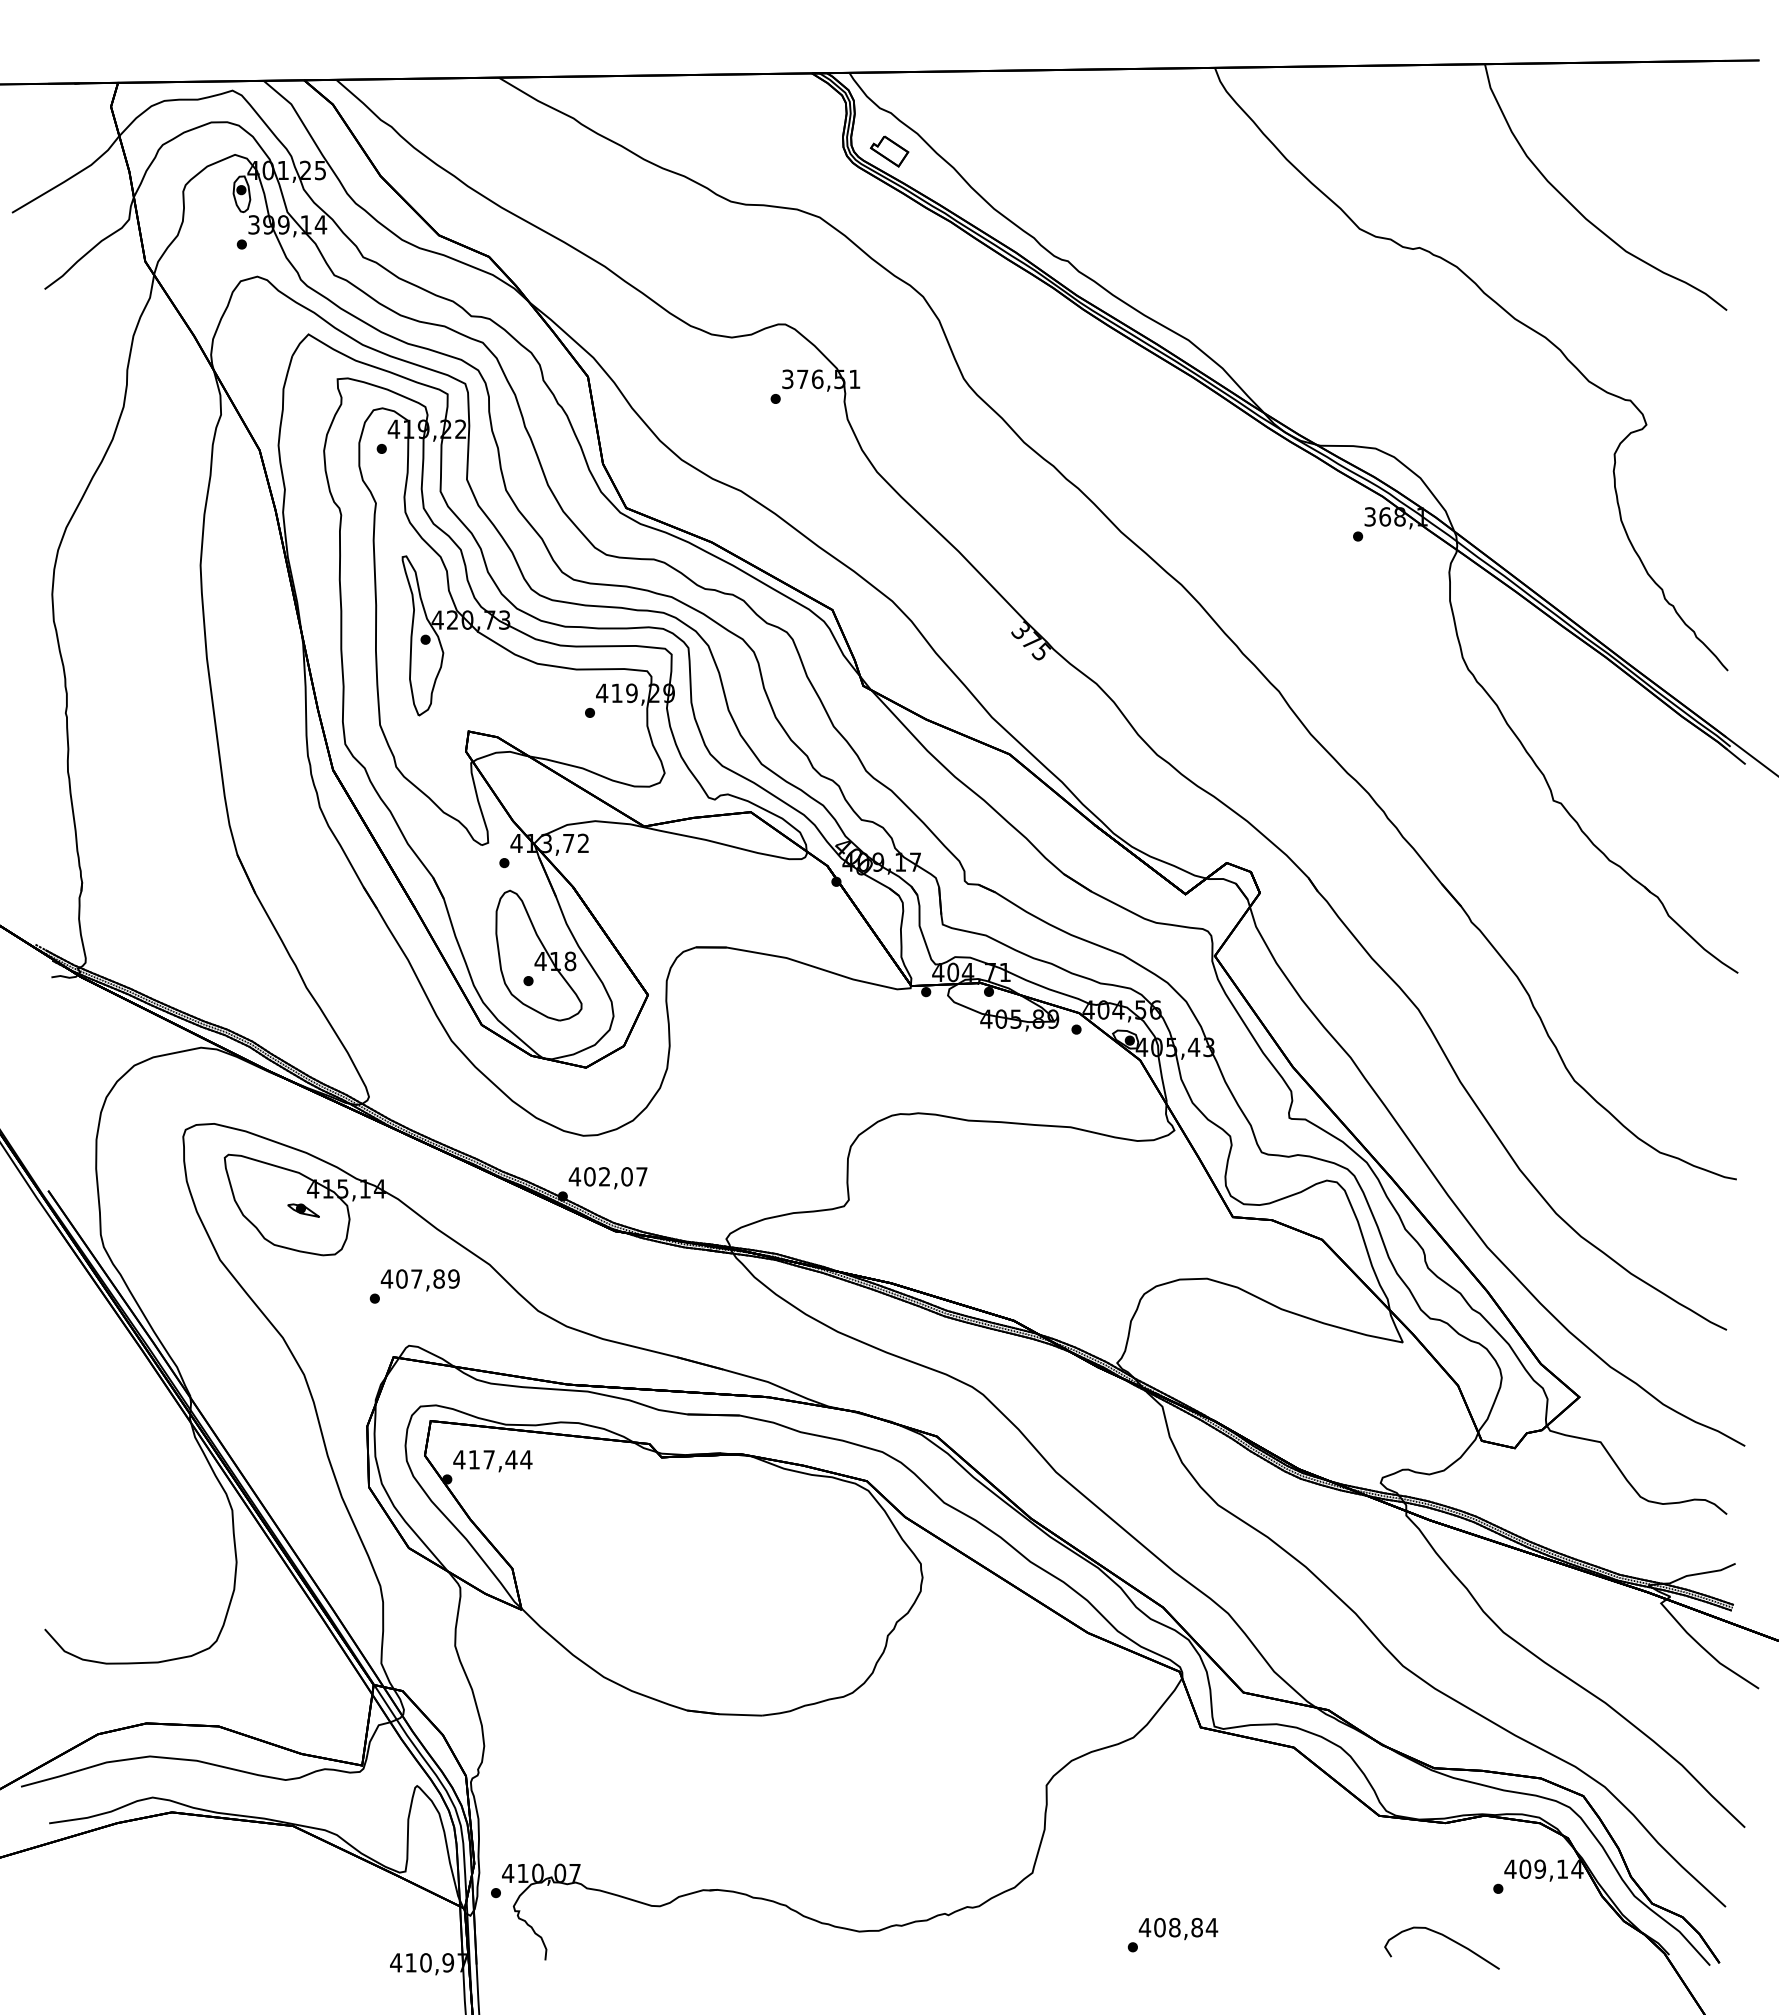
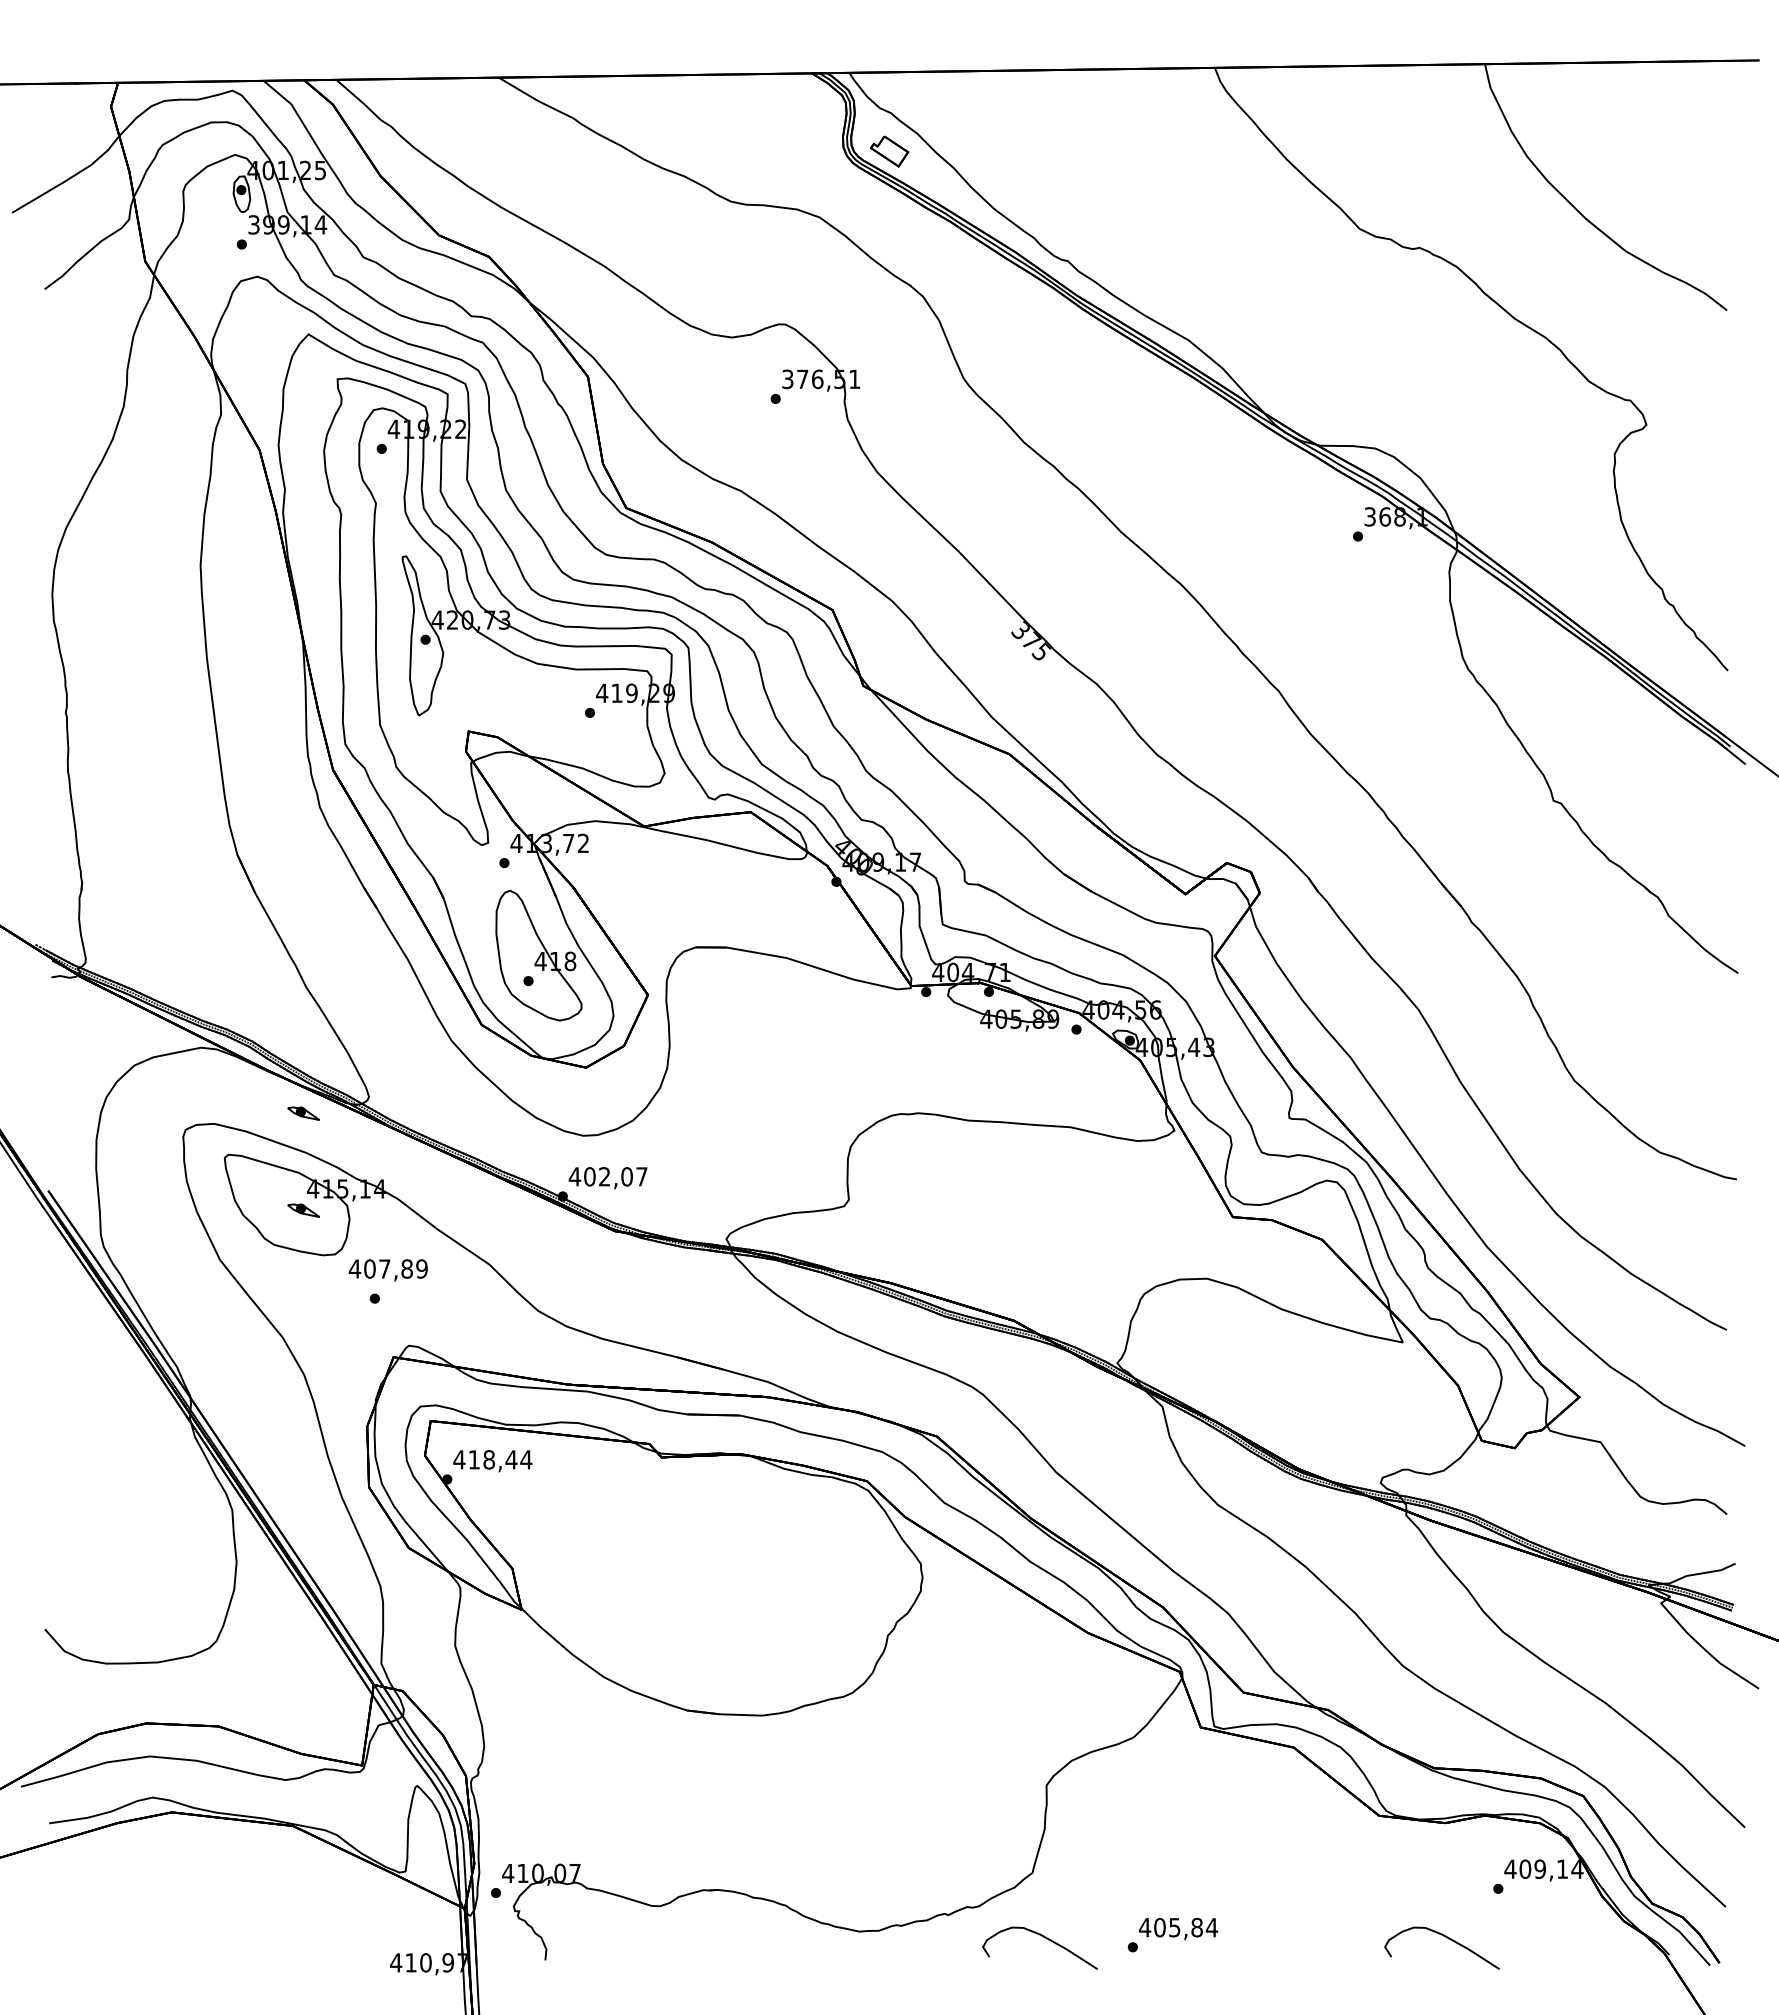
part: none -> present (303, 1113)
text position: (419, 1280) -> (387, 1270) (387, 1270)
text: 417,44 -> 418,44 (488, 1459)
text: 408,84 -> 405,84 (1174, 1927)
curve: none -> present (1046, 1939)
